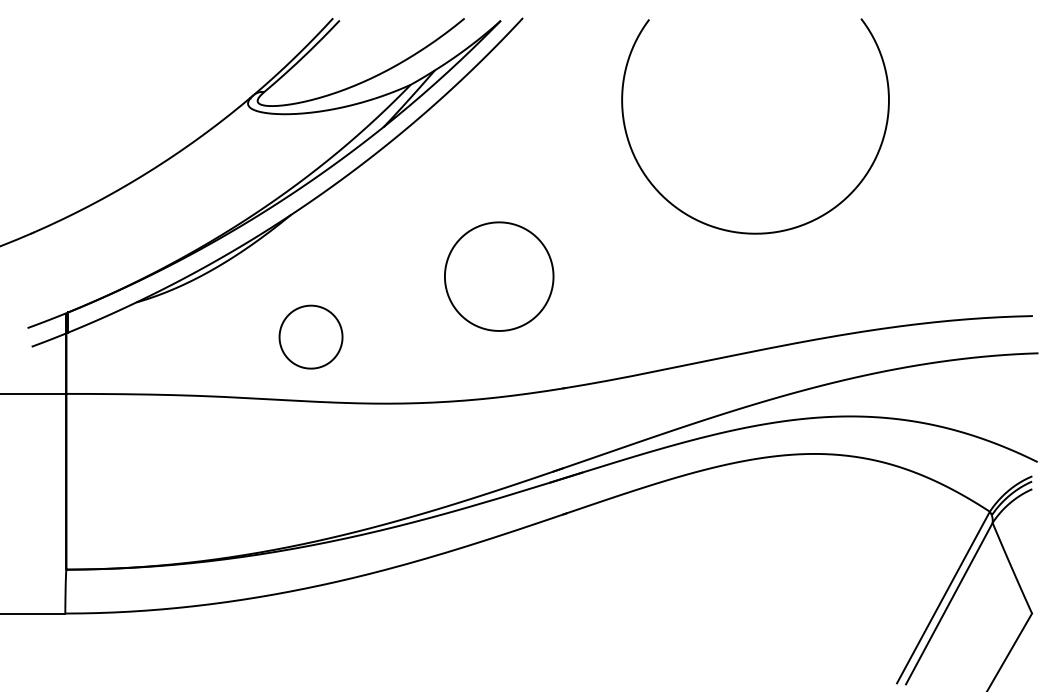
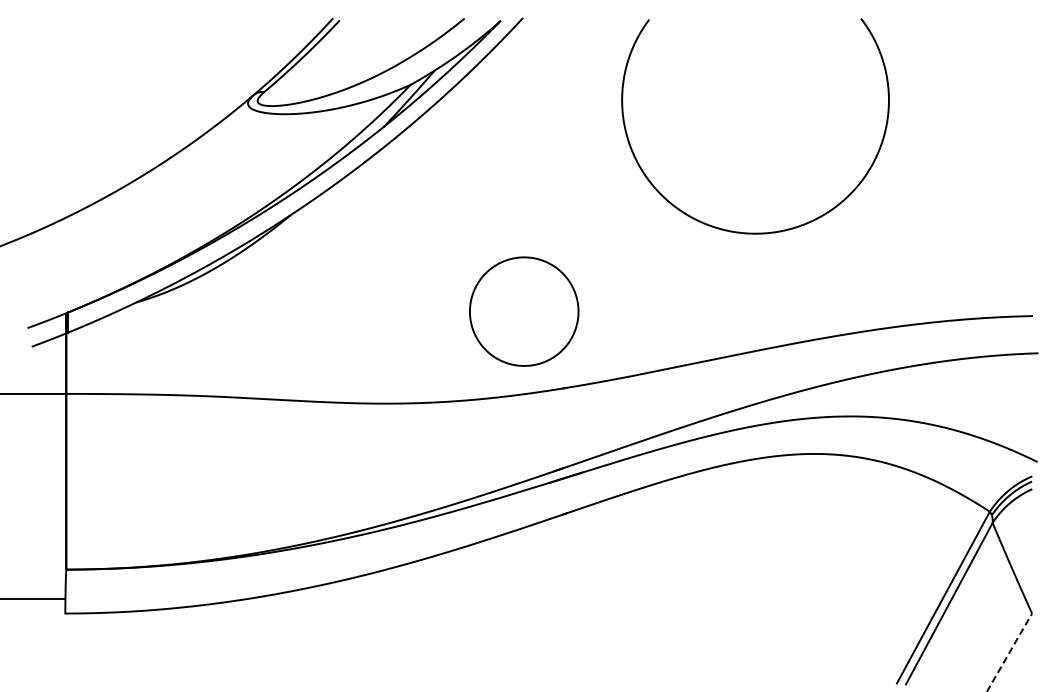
part position: (499, 276) -> (524, 311) (524, 311)
part: present -> none (310, 336)
line position: (33, 613) -> (33, 598) (33, 598)
line: solid -> dashed (1009, 652)
